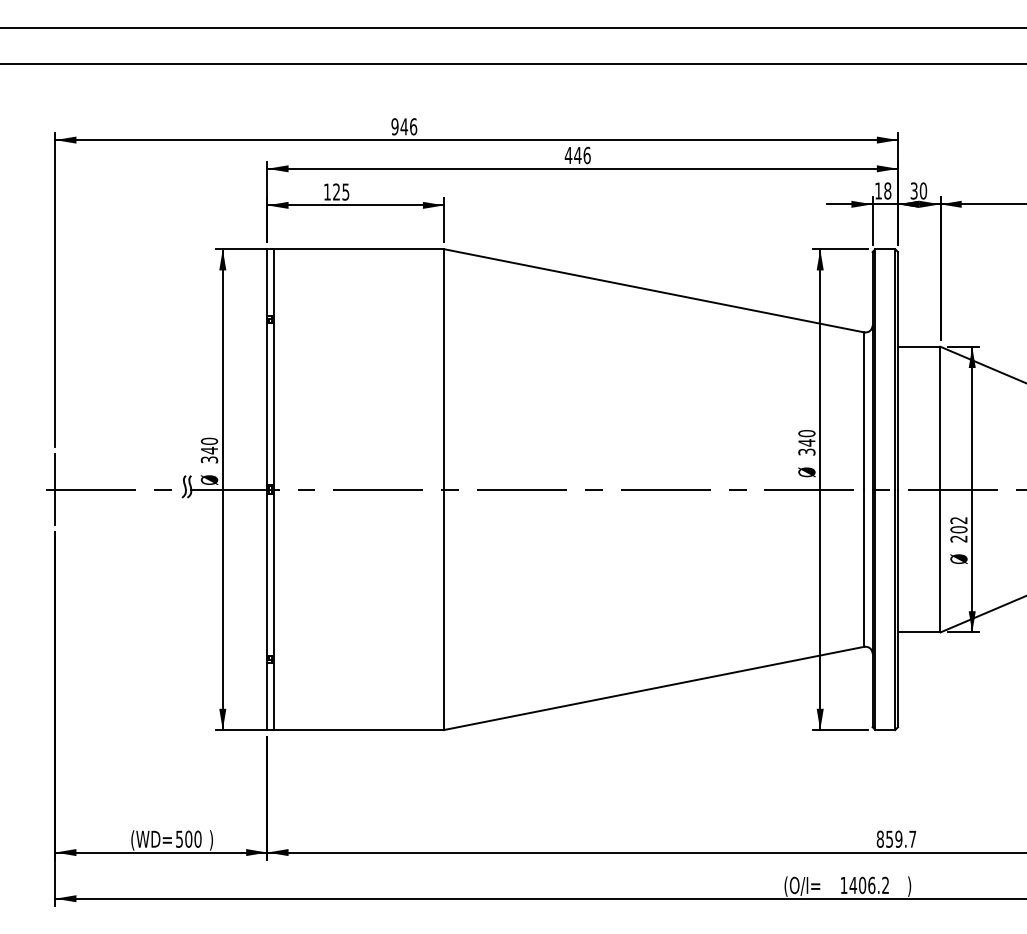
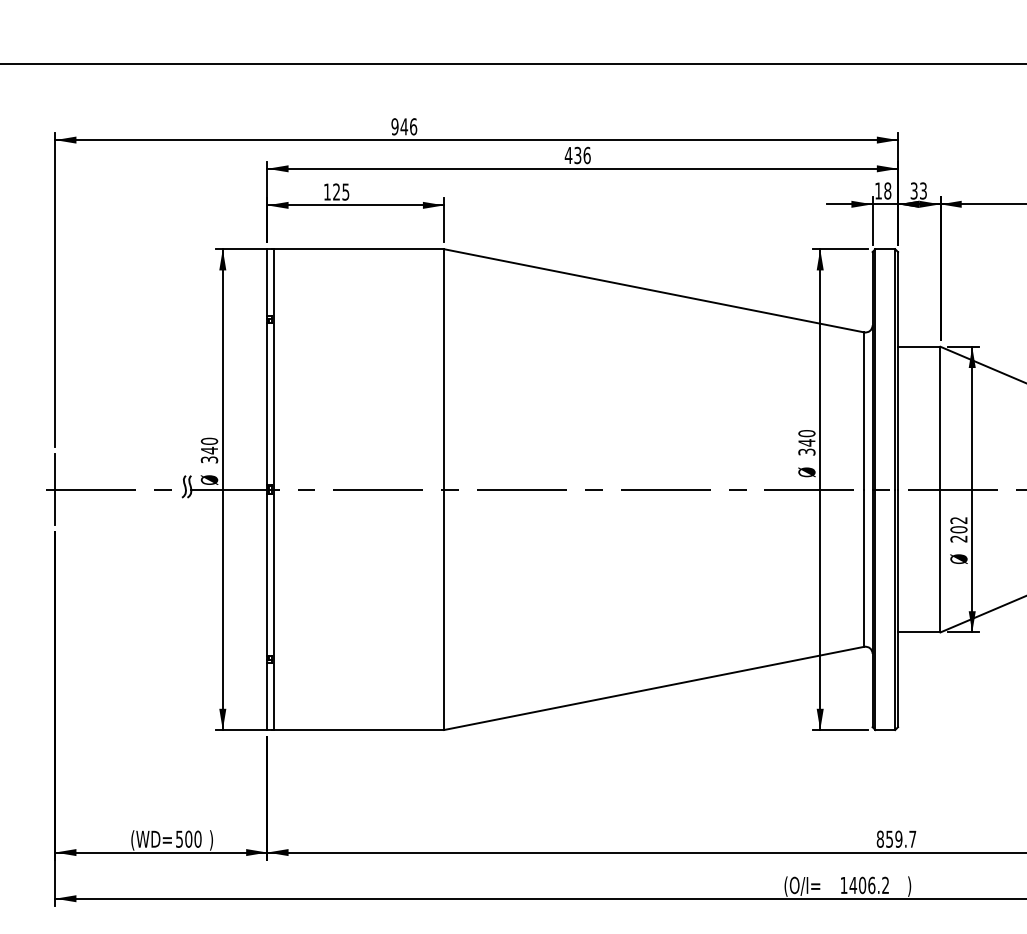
line: present -> none (512, 28)
text: 446 -> 436 (577, 155)
text: 30 -> 33 (923, 190)
